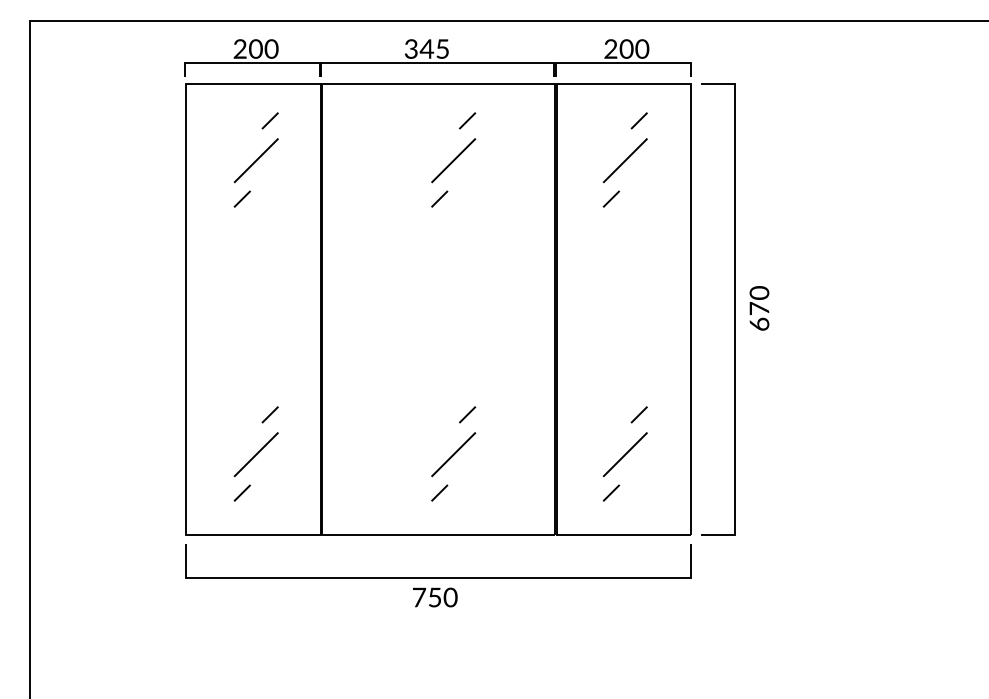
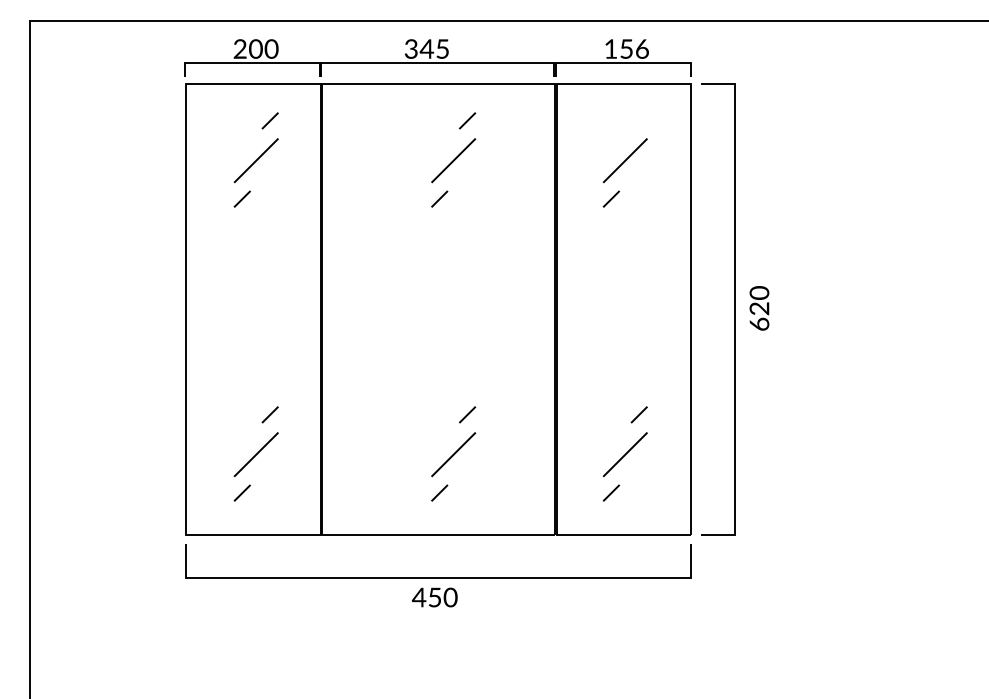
text: 200 -> 156 (626, 48)
line: present -> none (638, 120)
text: 670 -> 620 (759, 308)
text: 750 -> 450 (418, 597)
